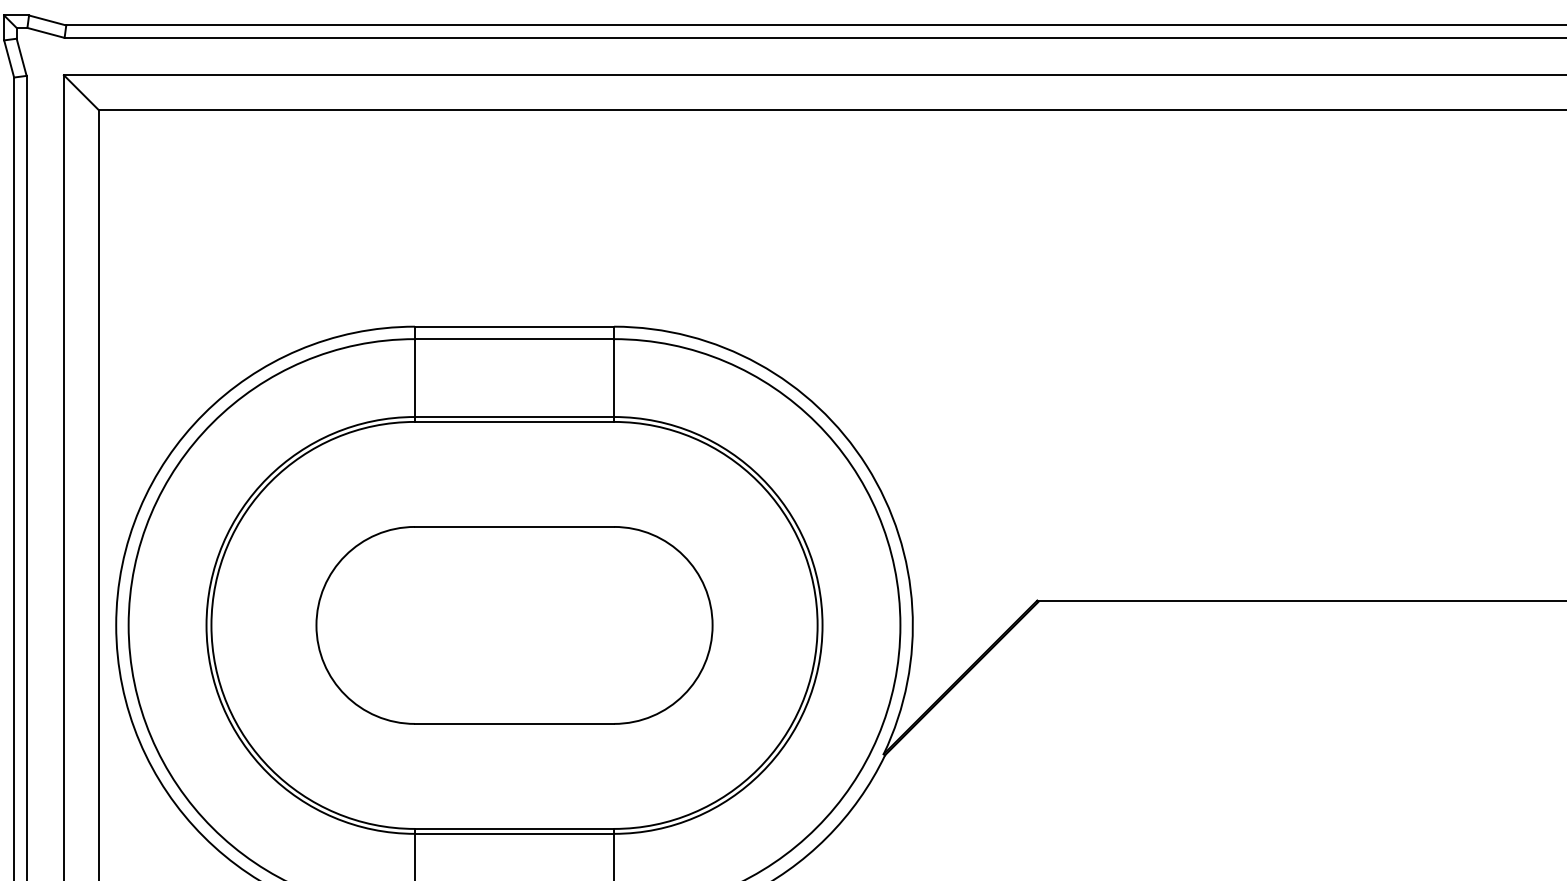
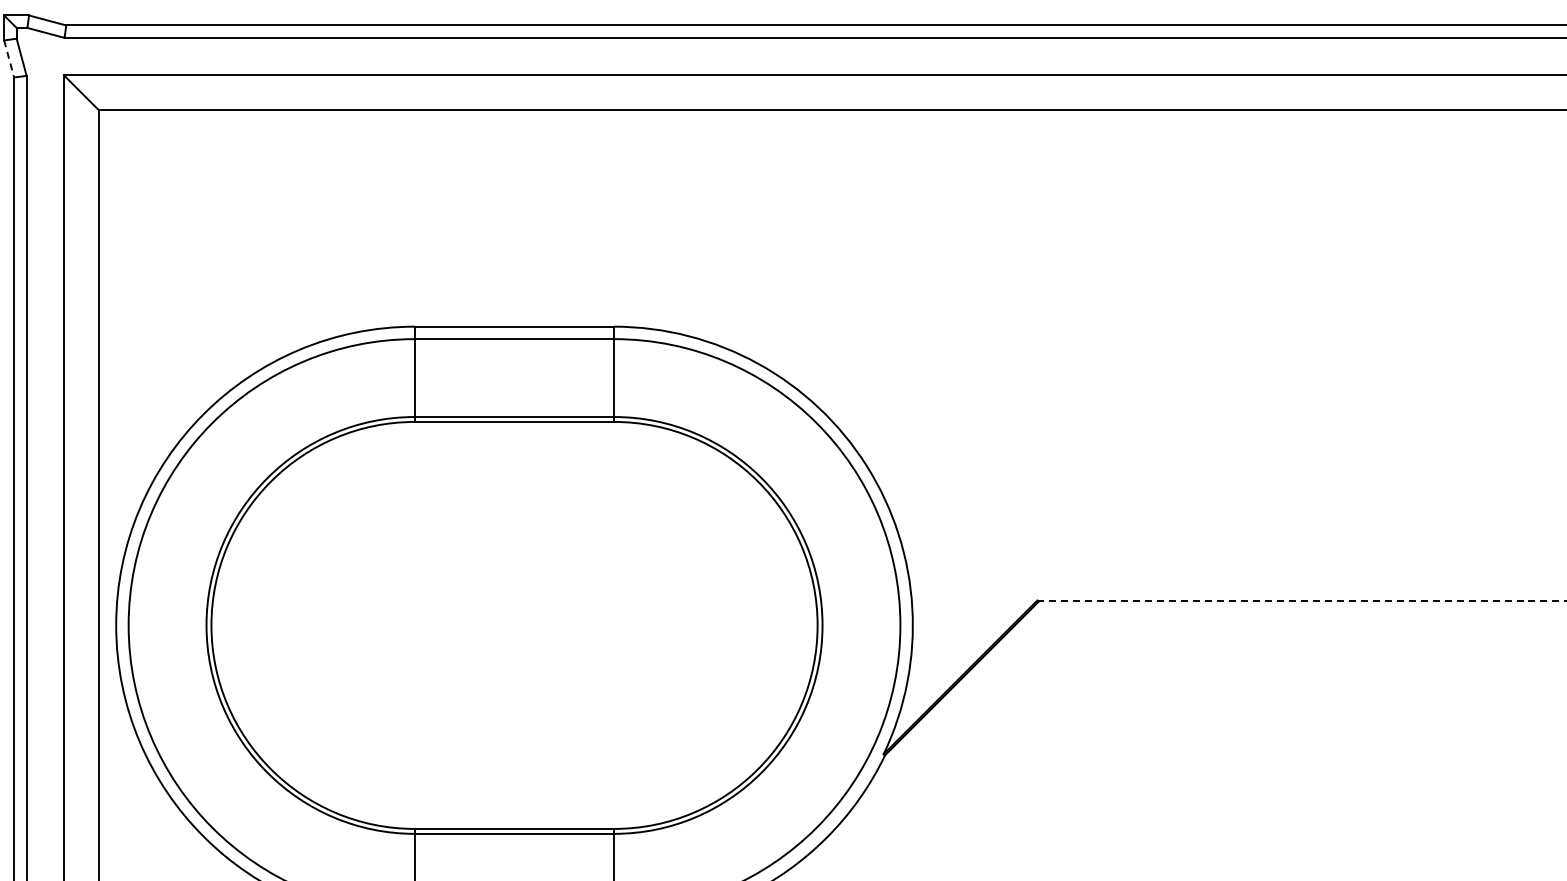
line: solid -> dashed (9, 59)
line: solid -> dashed (1302, 600)
part: present -> none (514, 625)
